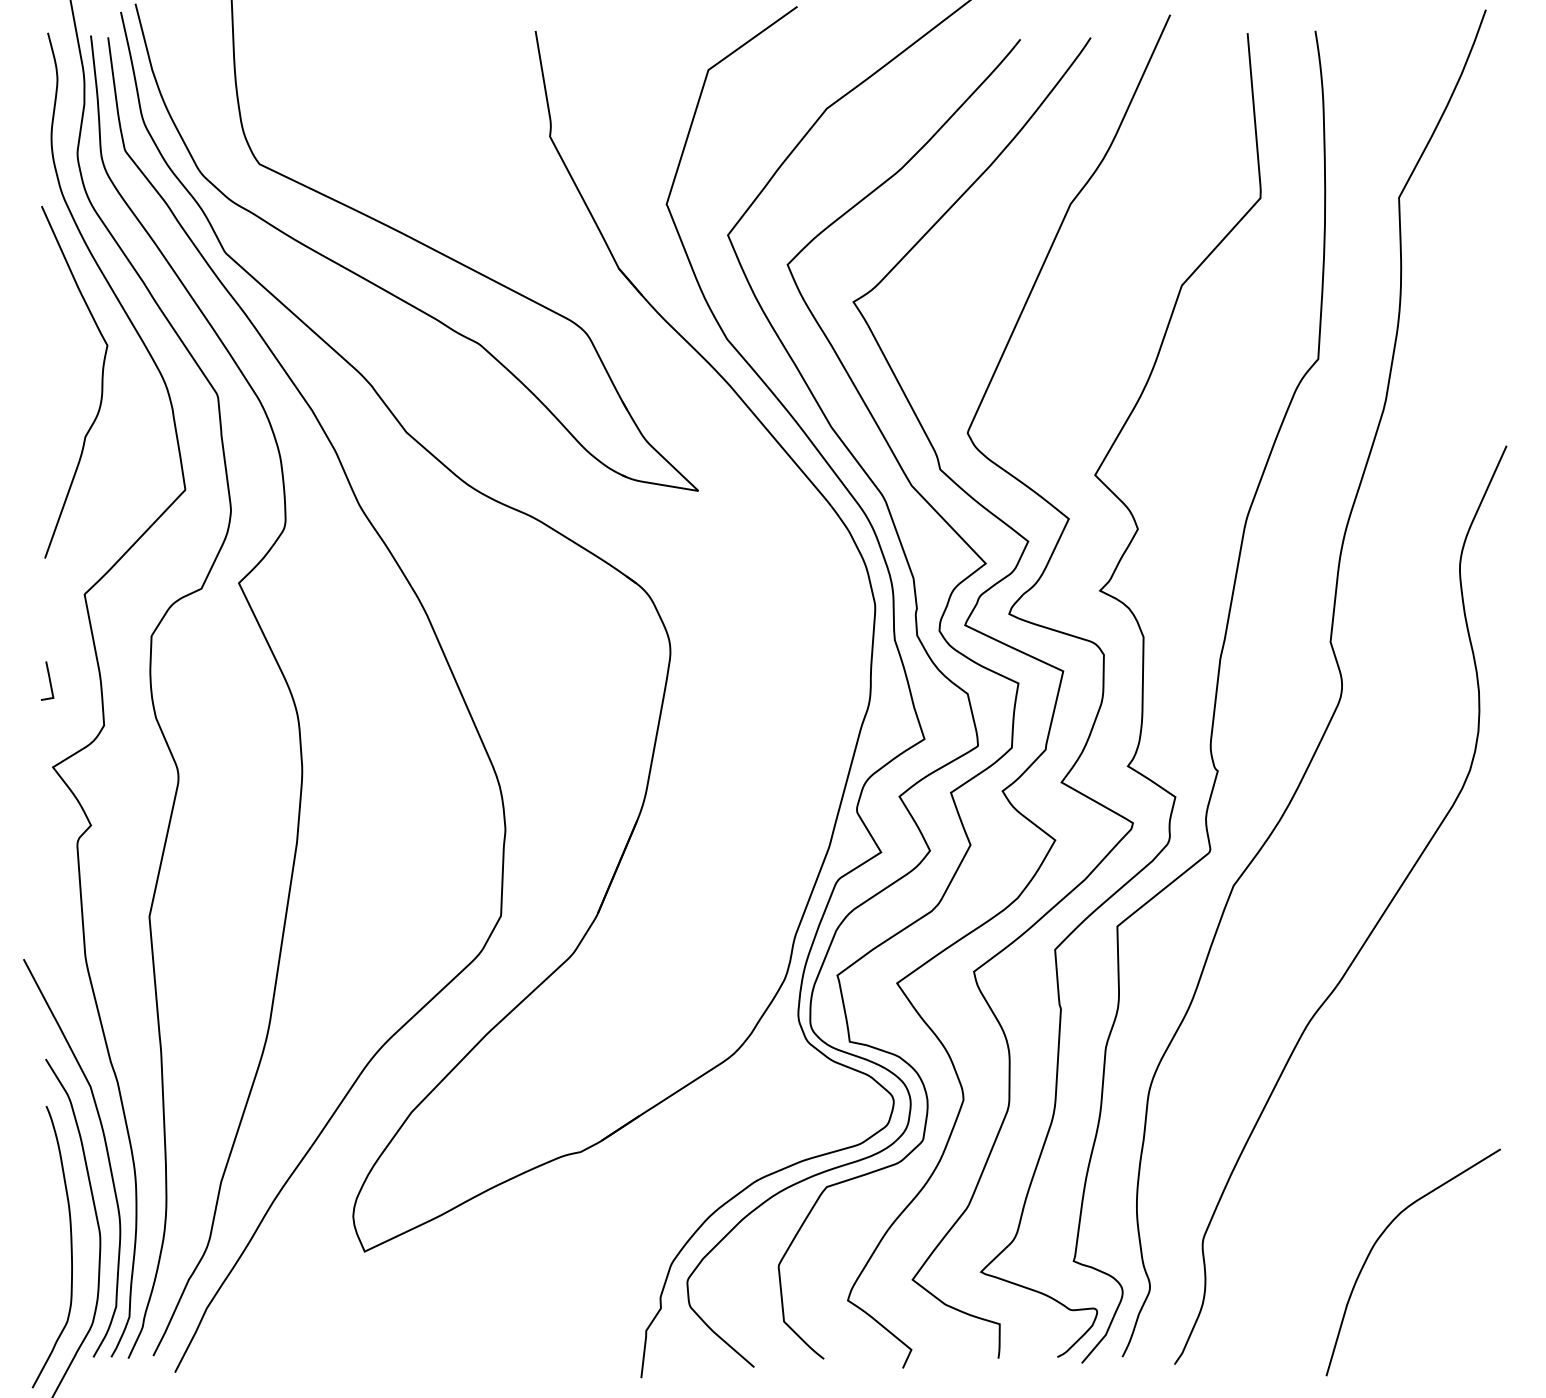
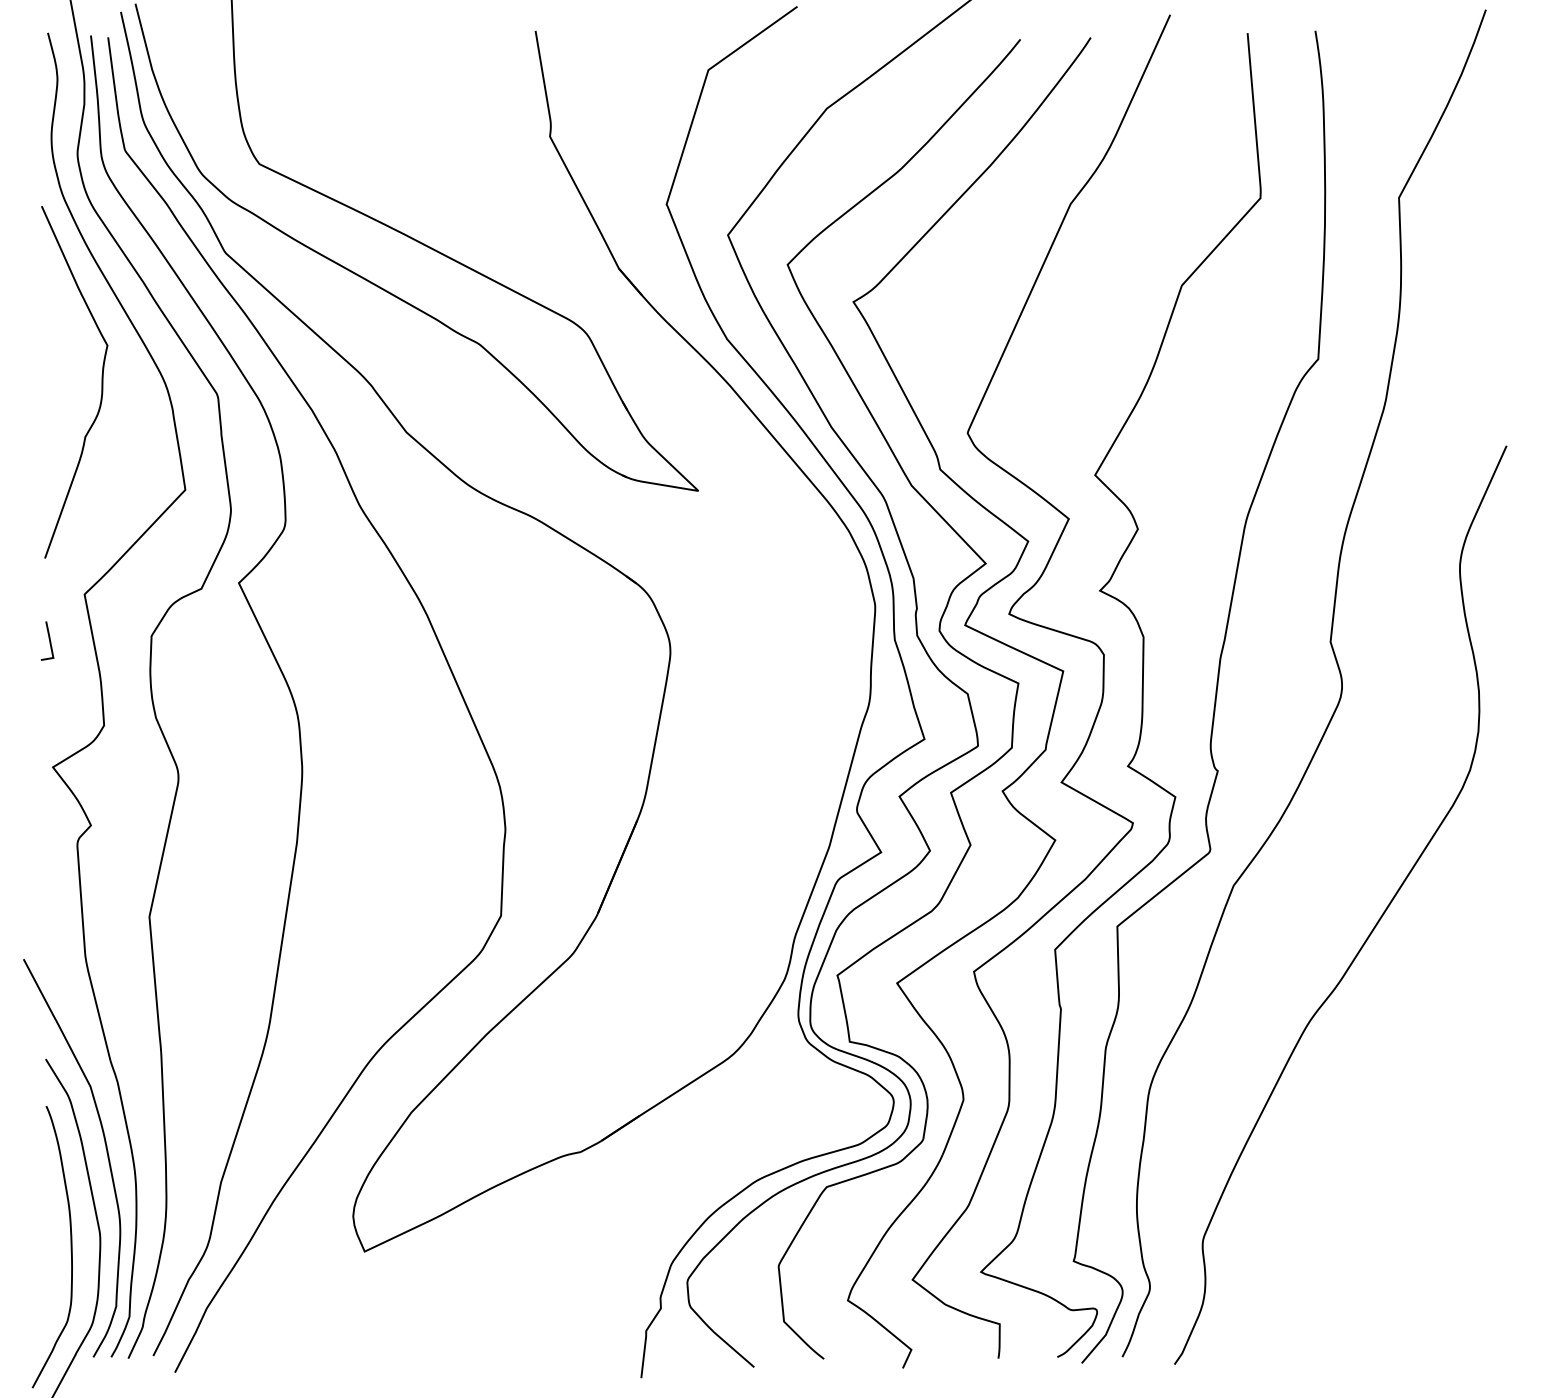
curve position: (49, 680) -> (49, 640) (49, 640)
curve: present -> none (1381, 1236)
